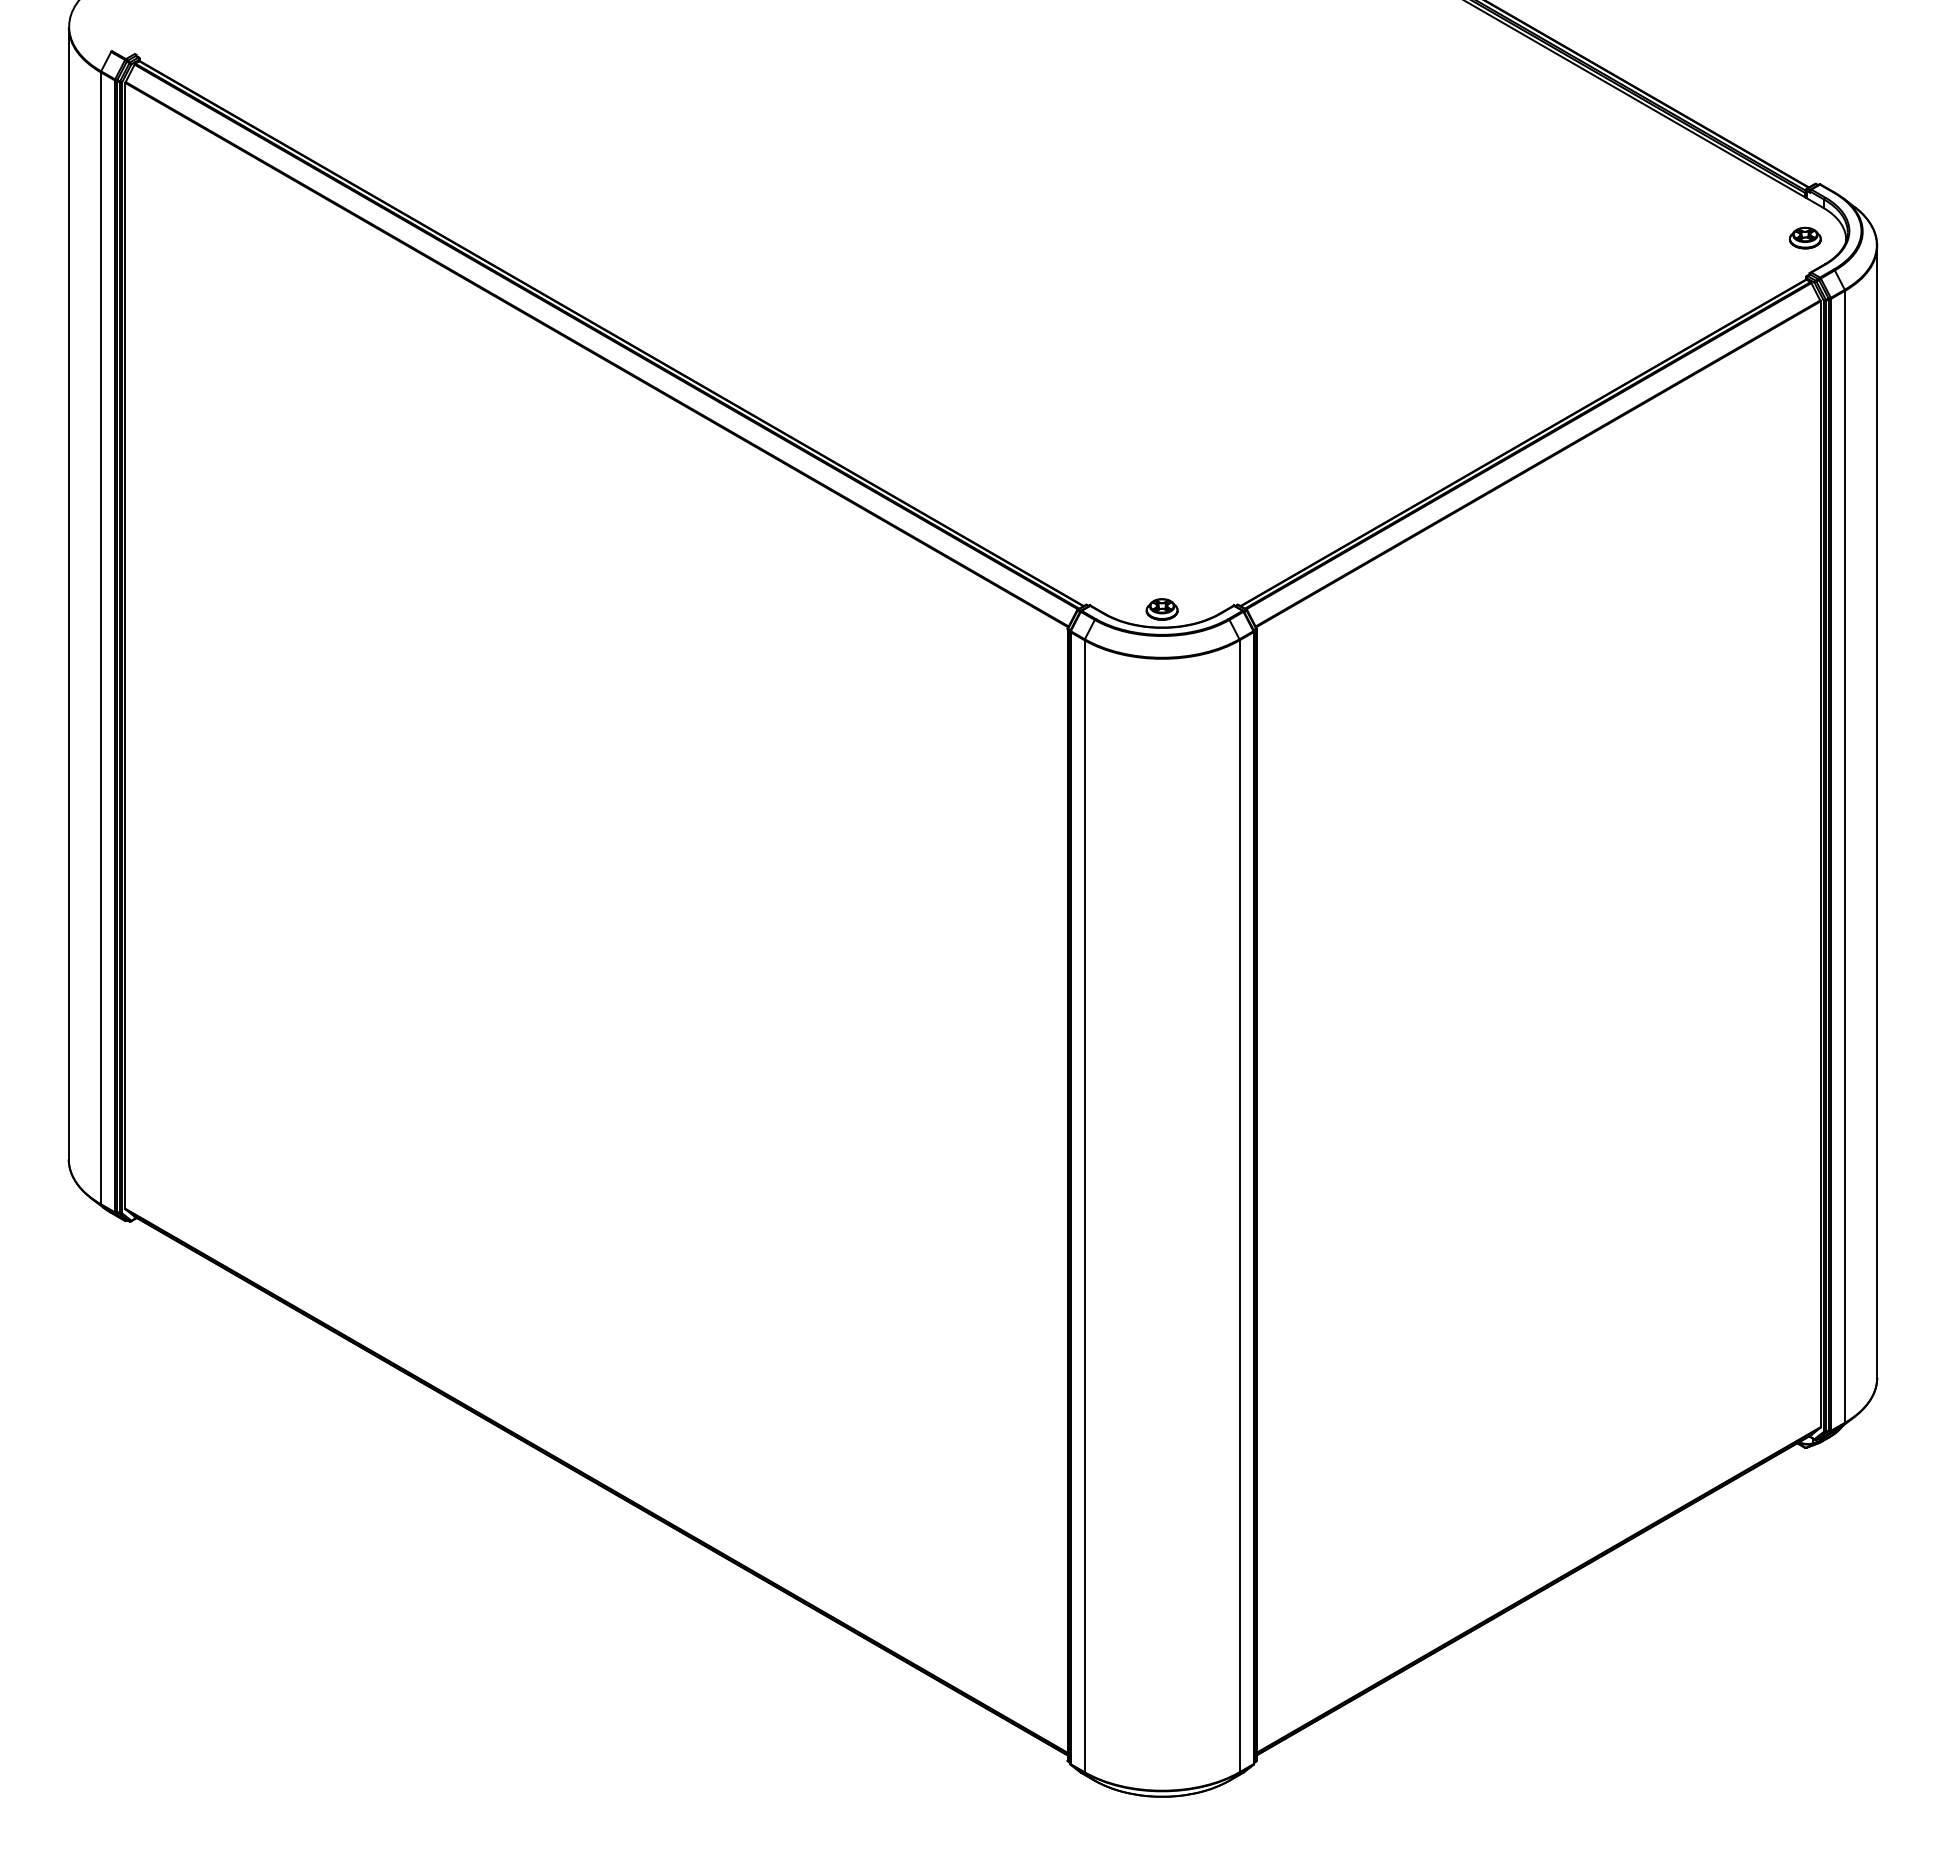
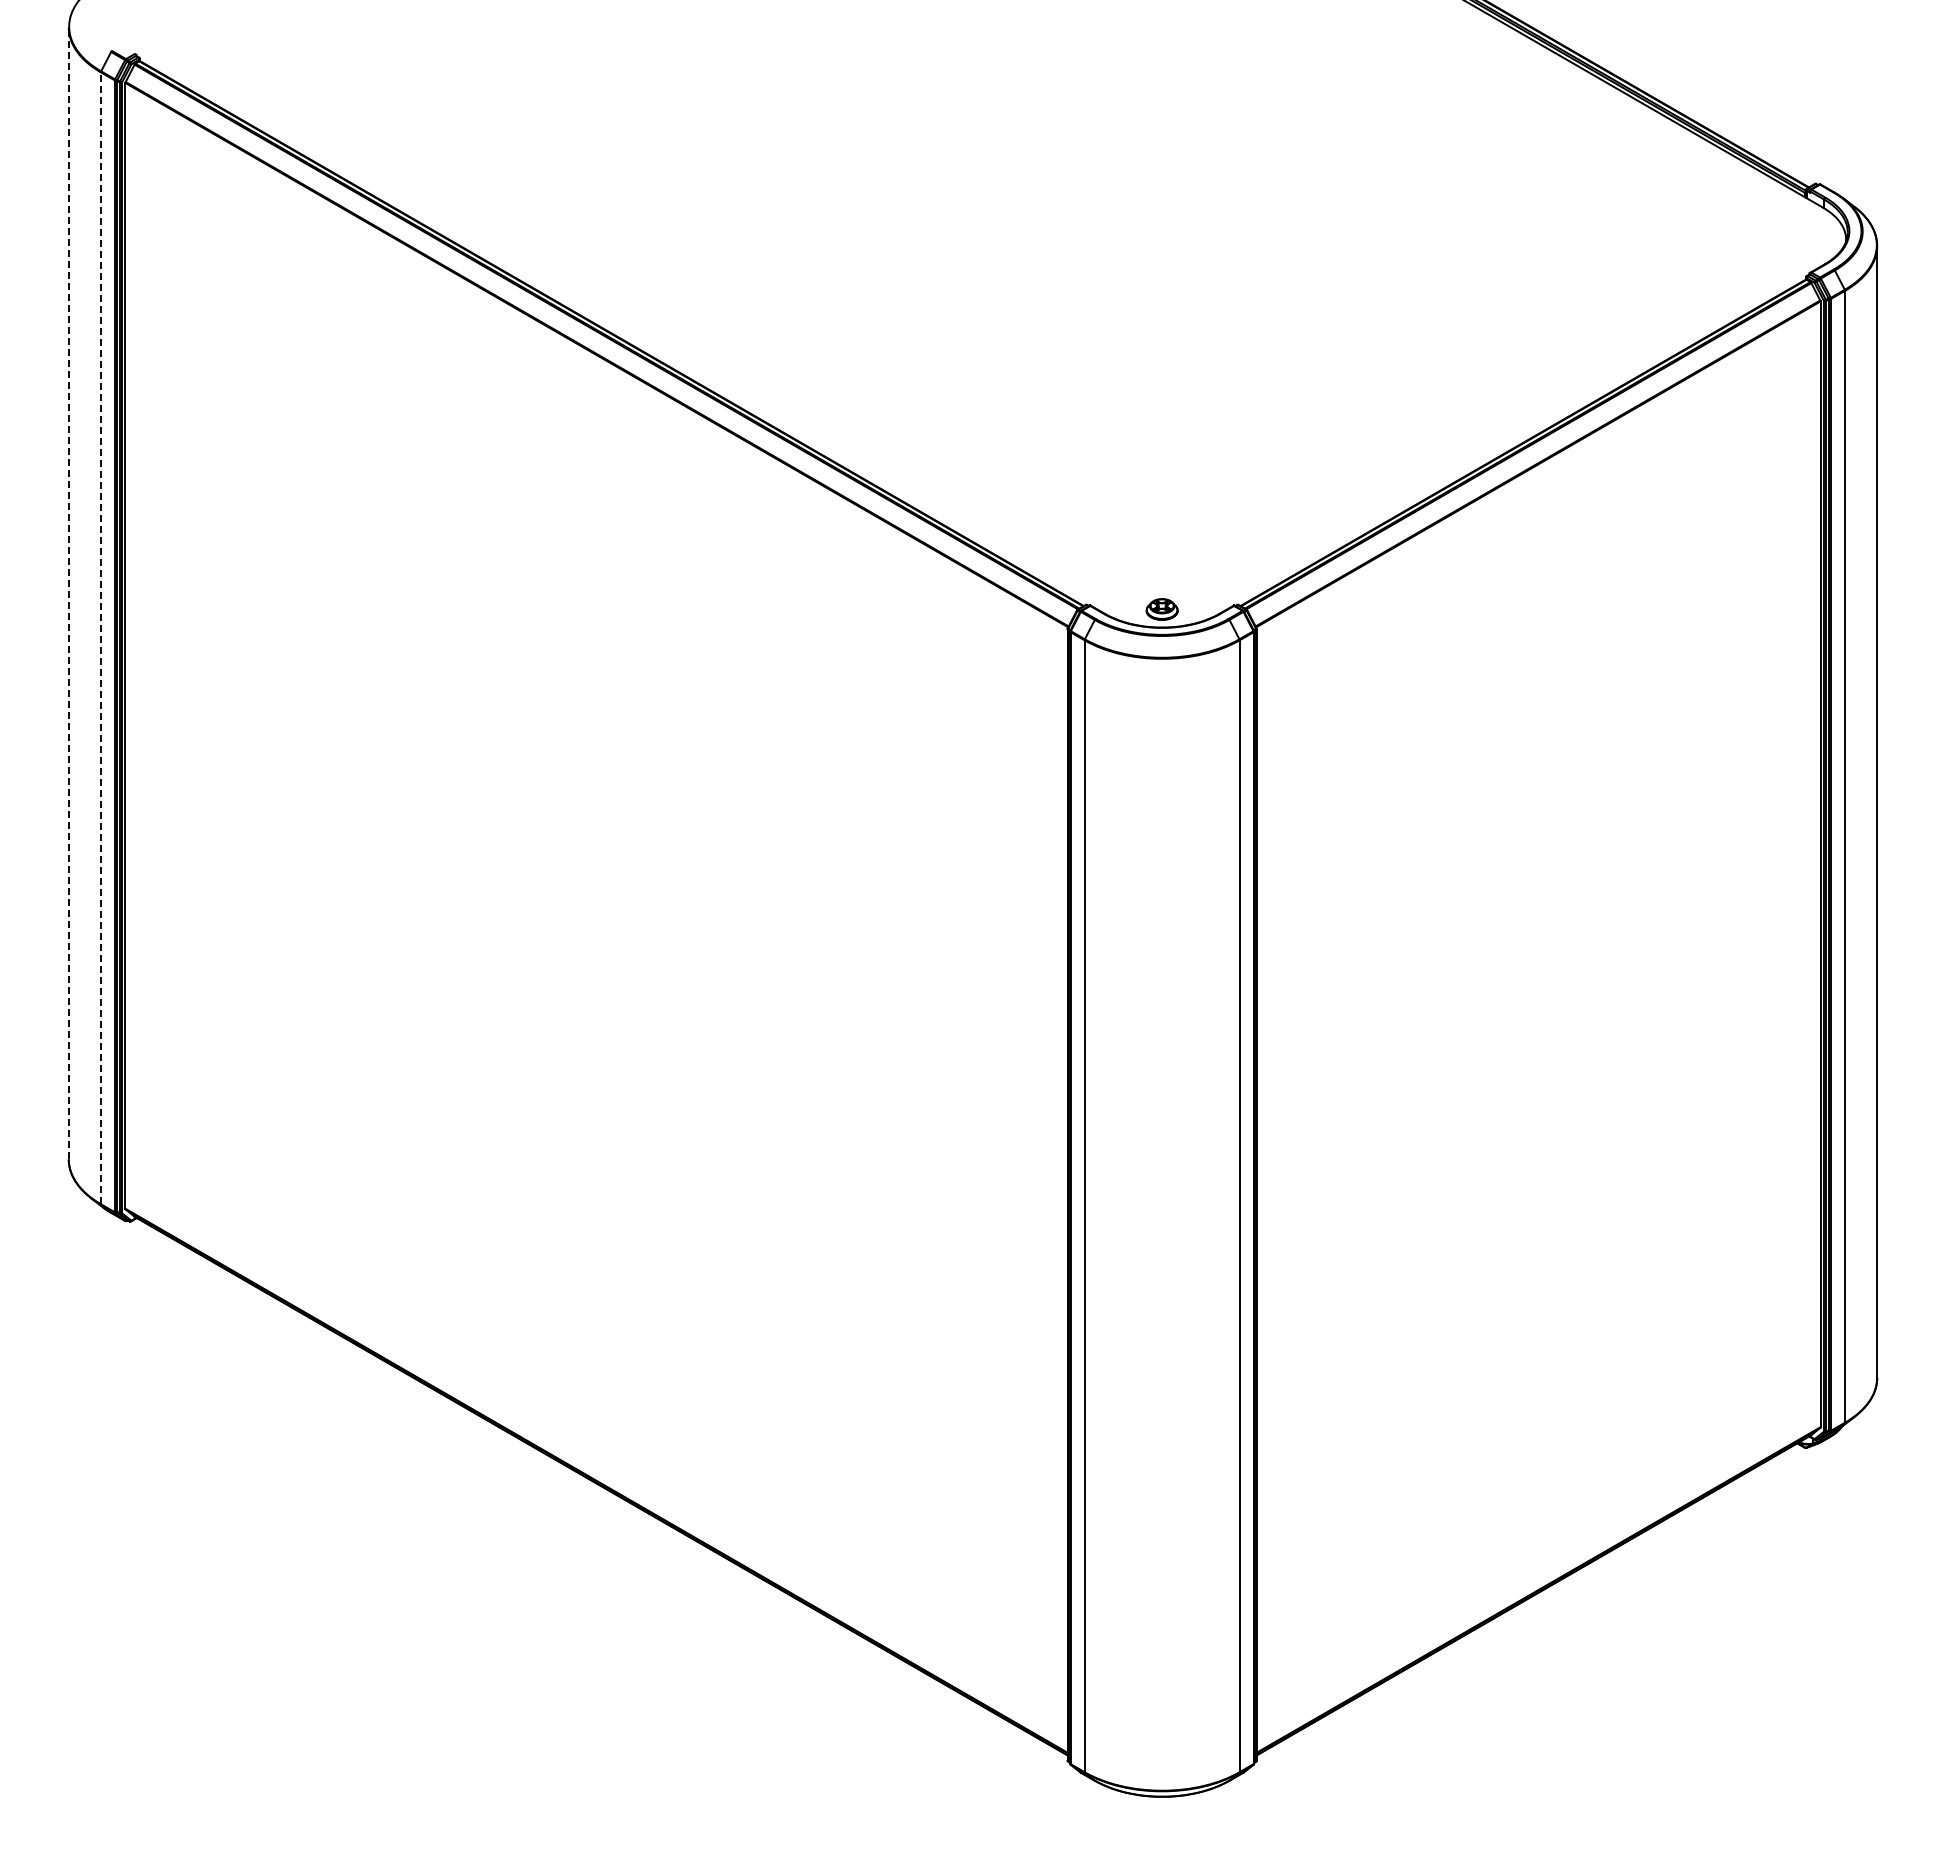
part: present -> none (1804, 237)
line: solid -> dashed (68, 593)
line: solid -> dashed (100, 638)
